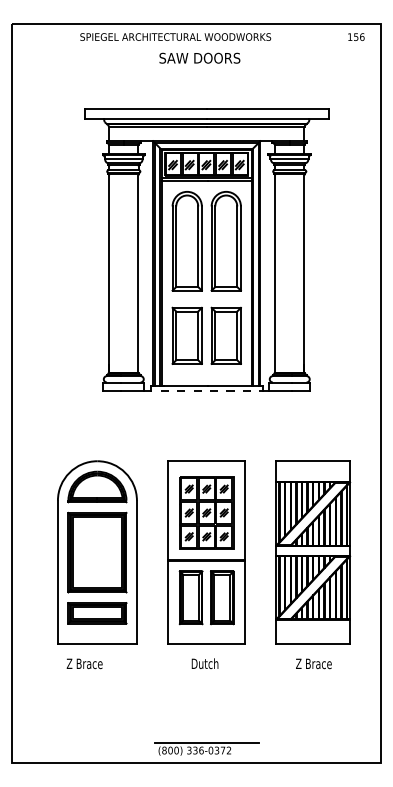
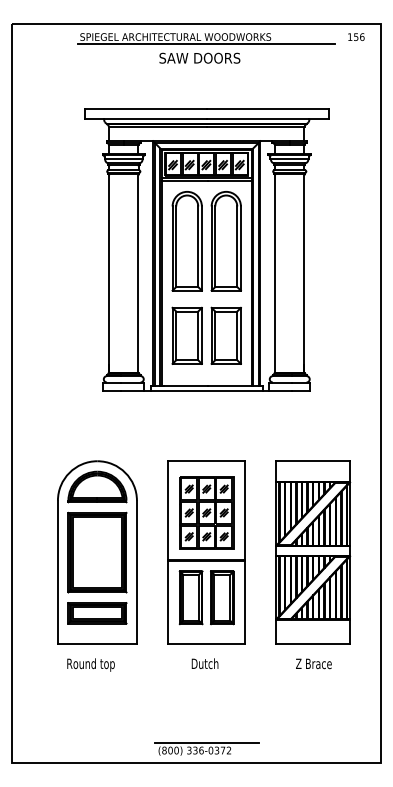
line: none -> present (206, 44)
line: dashed -> solid (206, 390)
text: Z Brace -> Round top (90, 664)
